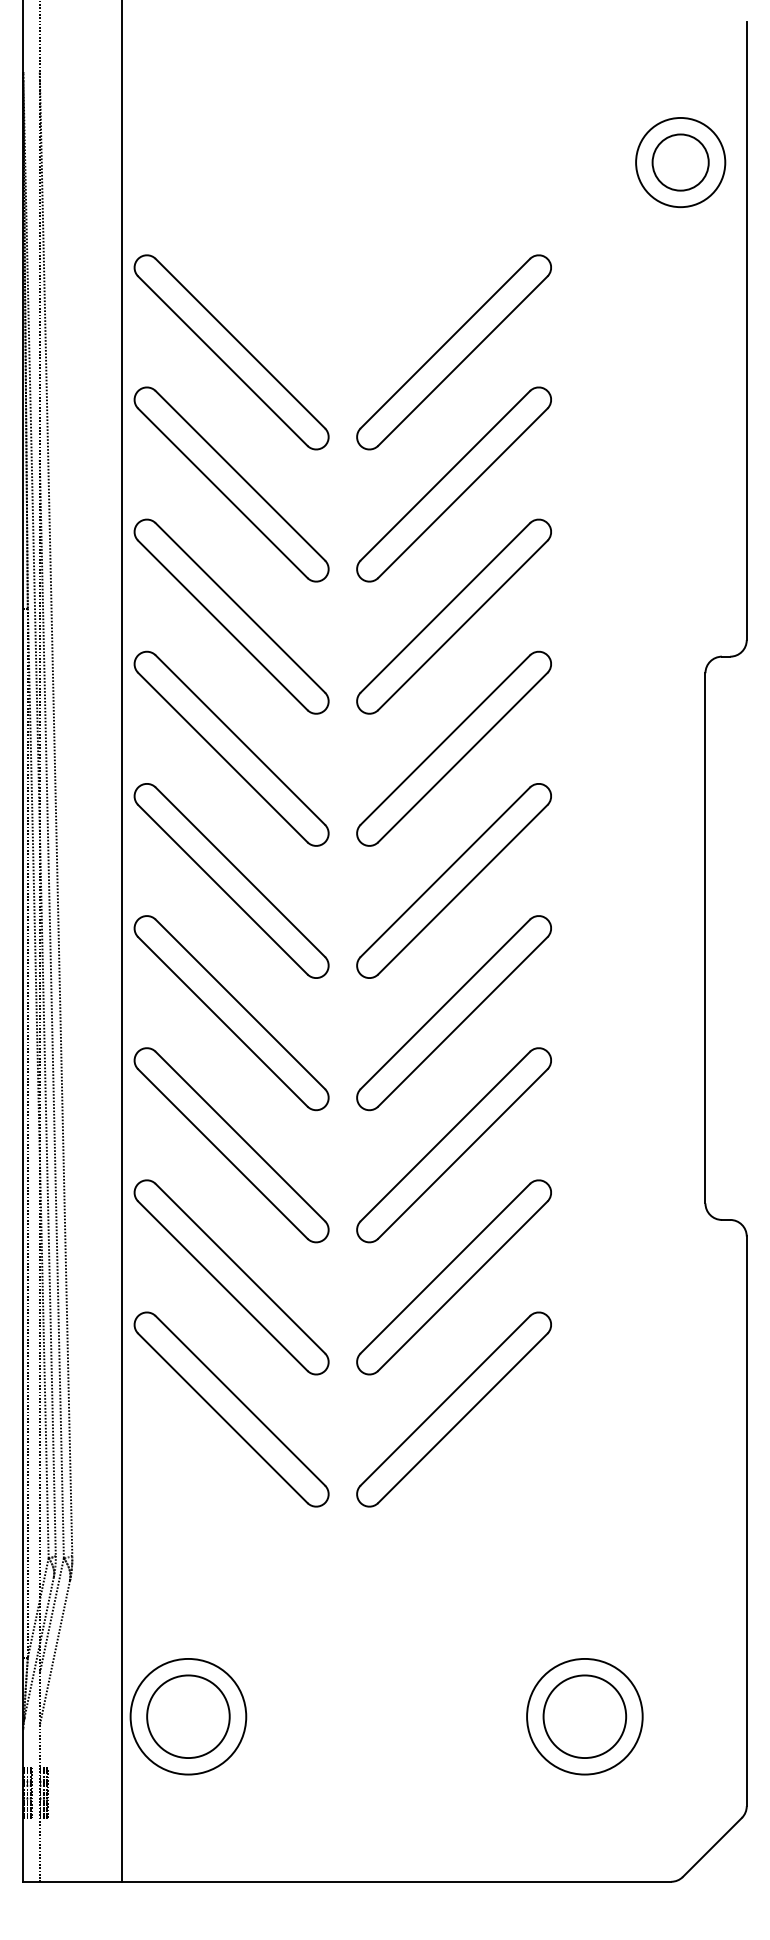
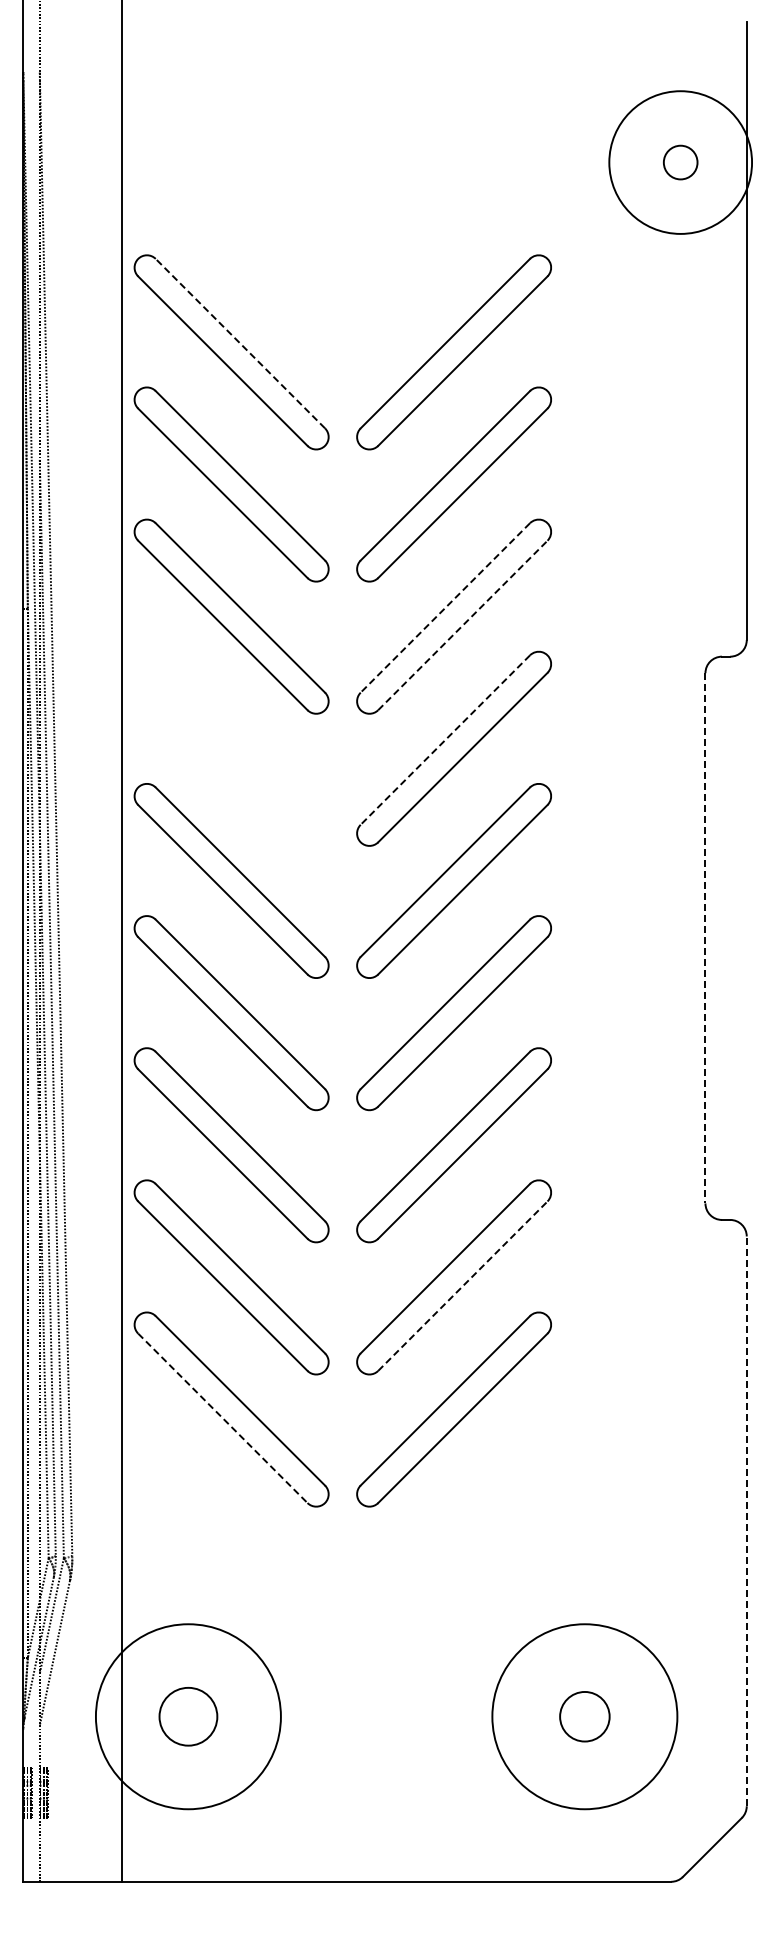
circle diameter: 56 px -> 34 px (680, 162)
circle diameter: 89 px -> 143 px (680, 162)
line: solid -> dashed (240, 343)
line: solid -> dashed (445, 607)
line: solid -> dashed (462, 625)
line: solid -> dashed (445, 740)
part: present -> none (231, 748)
line: solid -> dashed (705, 938)
line: solid -> dashed (462, 1286)
line: solid -> dashed (222, 1418)
line: solid -> dashed (746, 1521)
circle diameter: 116 px -> 185 px (187, 1716)
circle diameter: 83 px -> 58 px (188, 1716)
circle diameter: 116 px -> 185 px (584, 1716)
circle diameter: 83 px -> 50 px (584, 1716)
